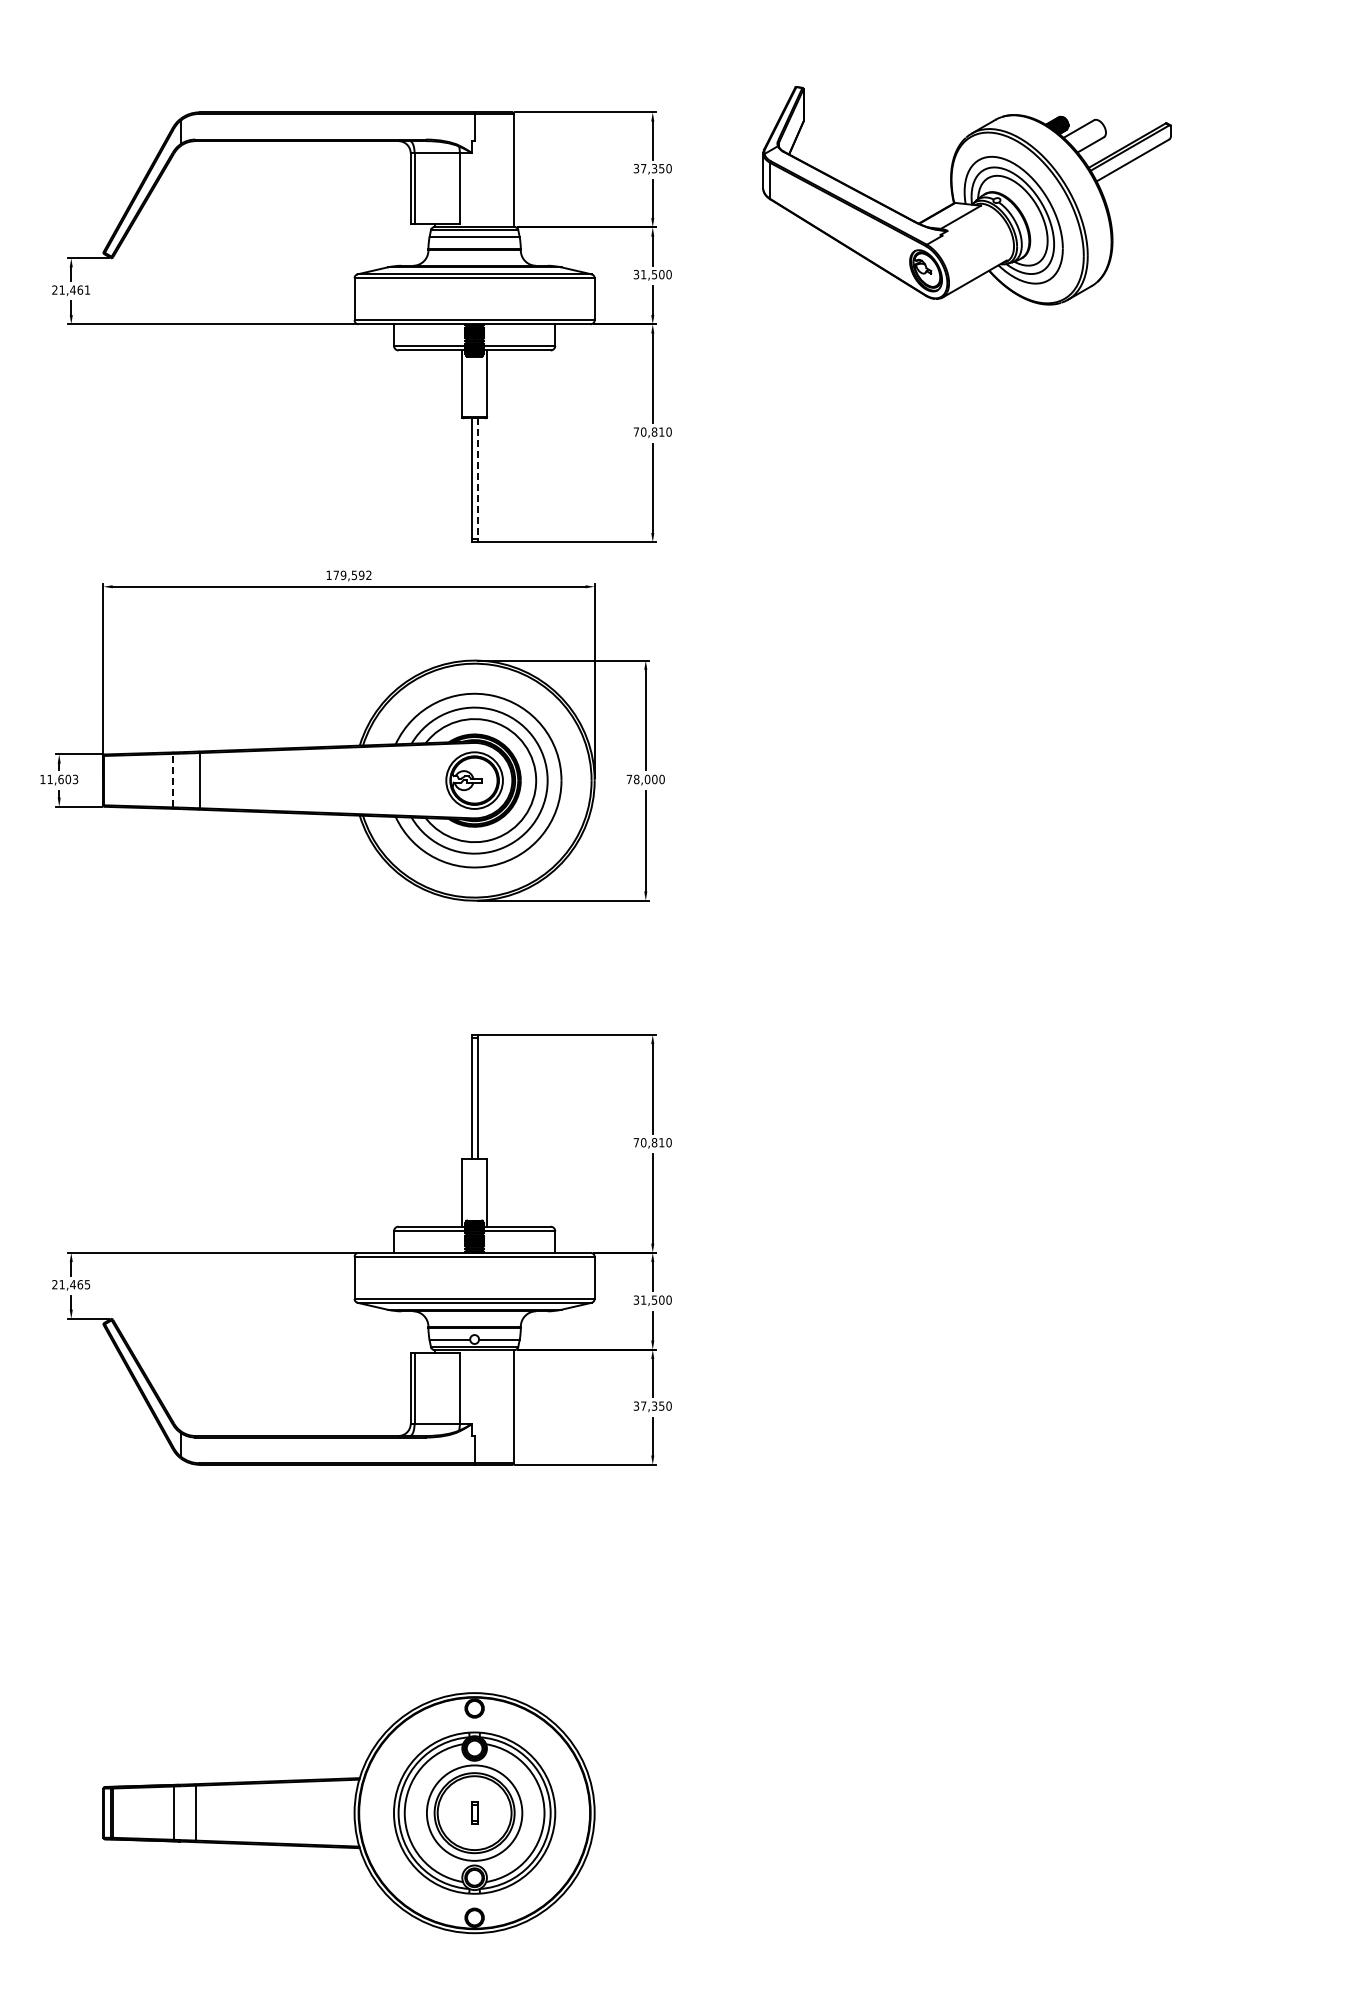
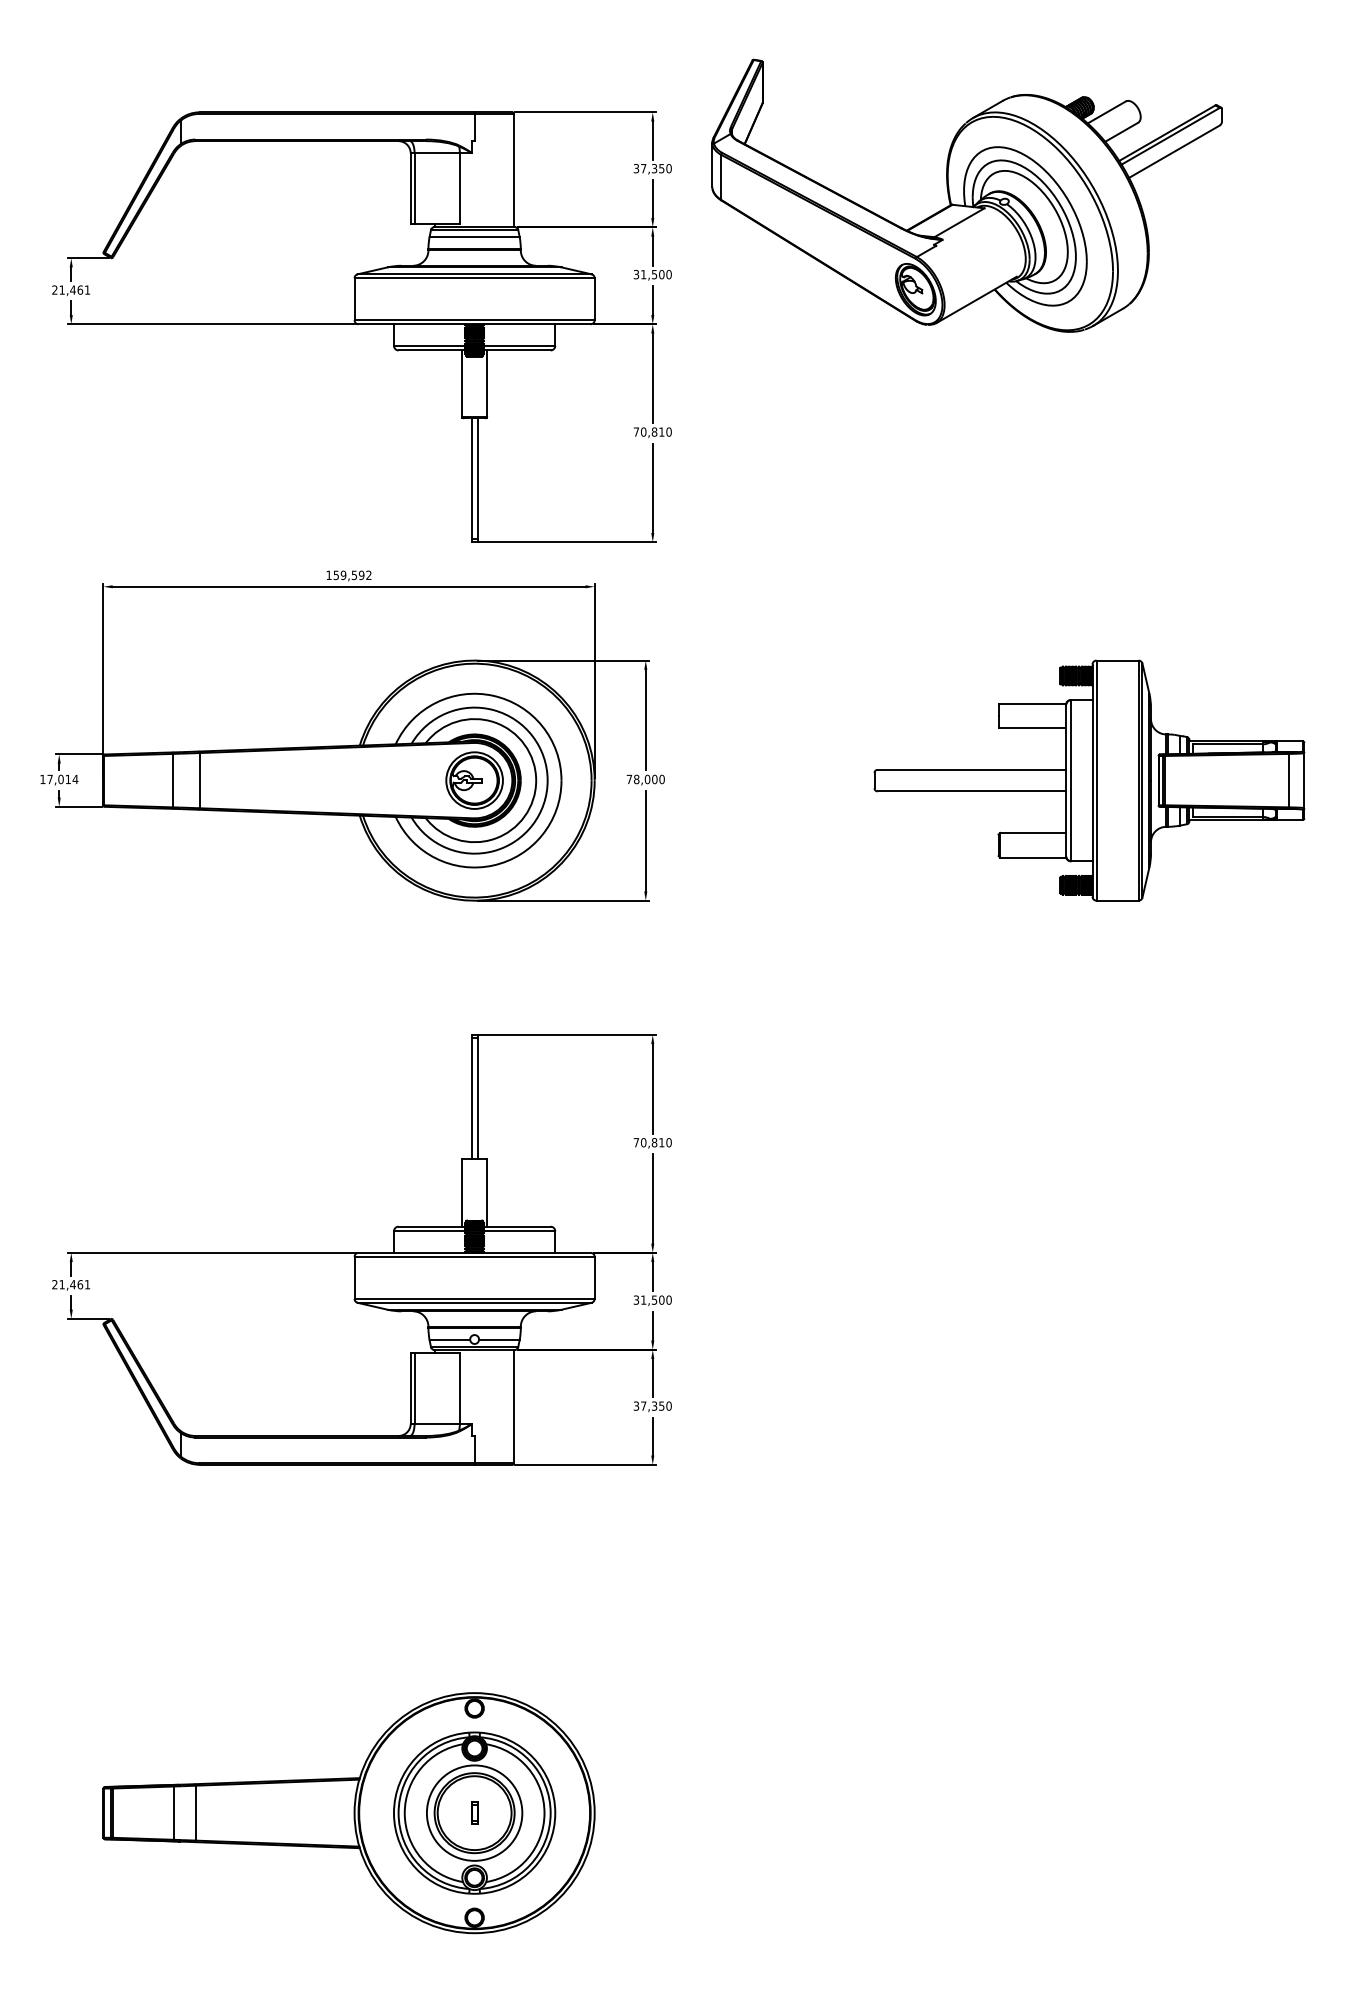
part size: 410x220 px -> 512x275 px (966, 195)
line: dashed -> solid (477, 478)
text: 179,592 -> 159,592 (335, 575)
text: 11,603 -> 17,014 (62, 779)
line: dashed -> solid (172, 780)
part: none -> present (1089, 780)
text: 21,465 -> 21,461 (87, 1284)
